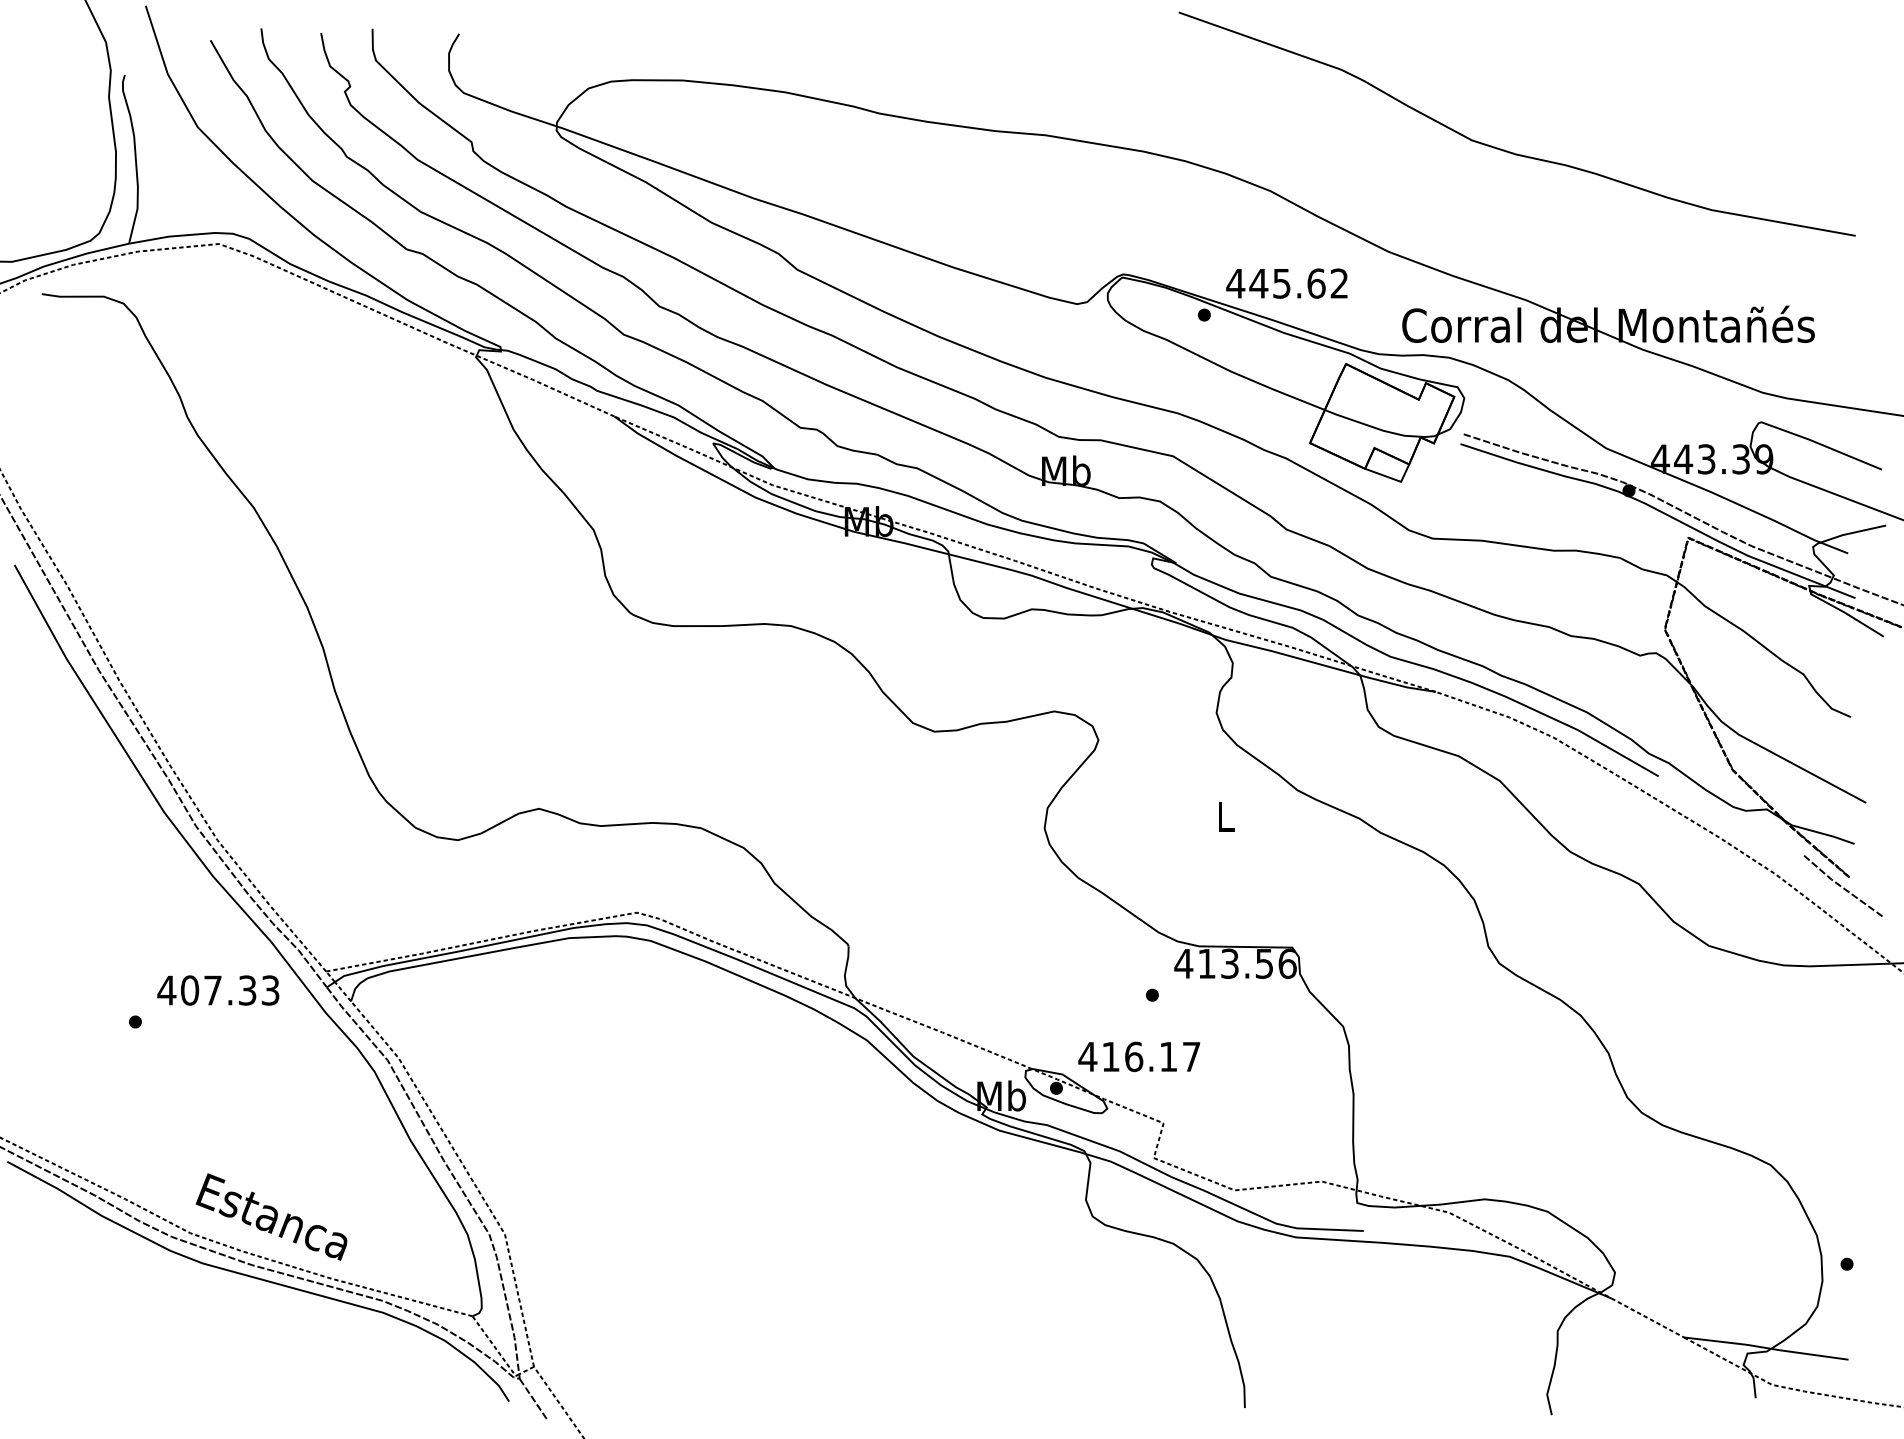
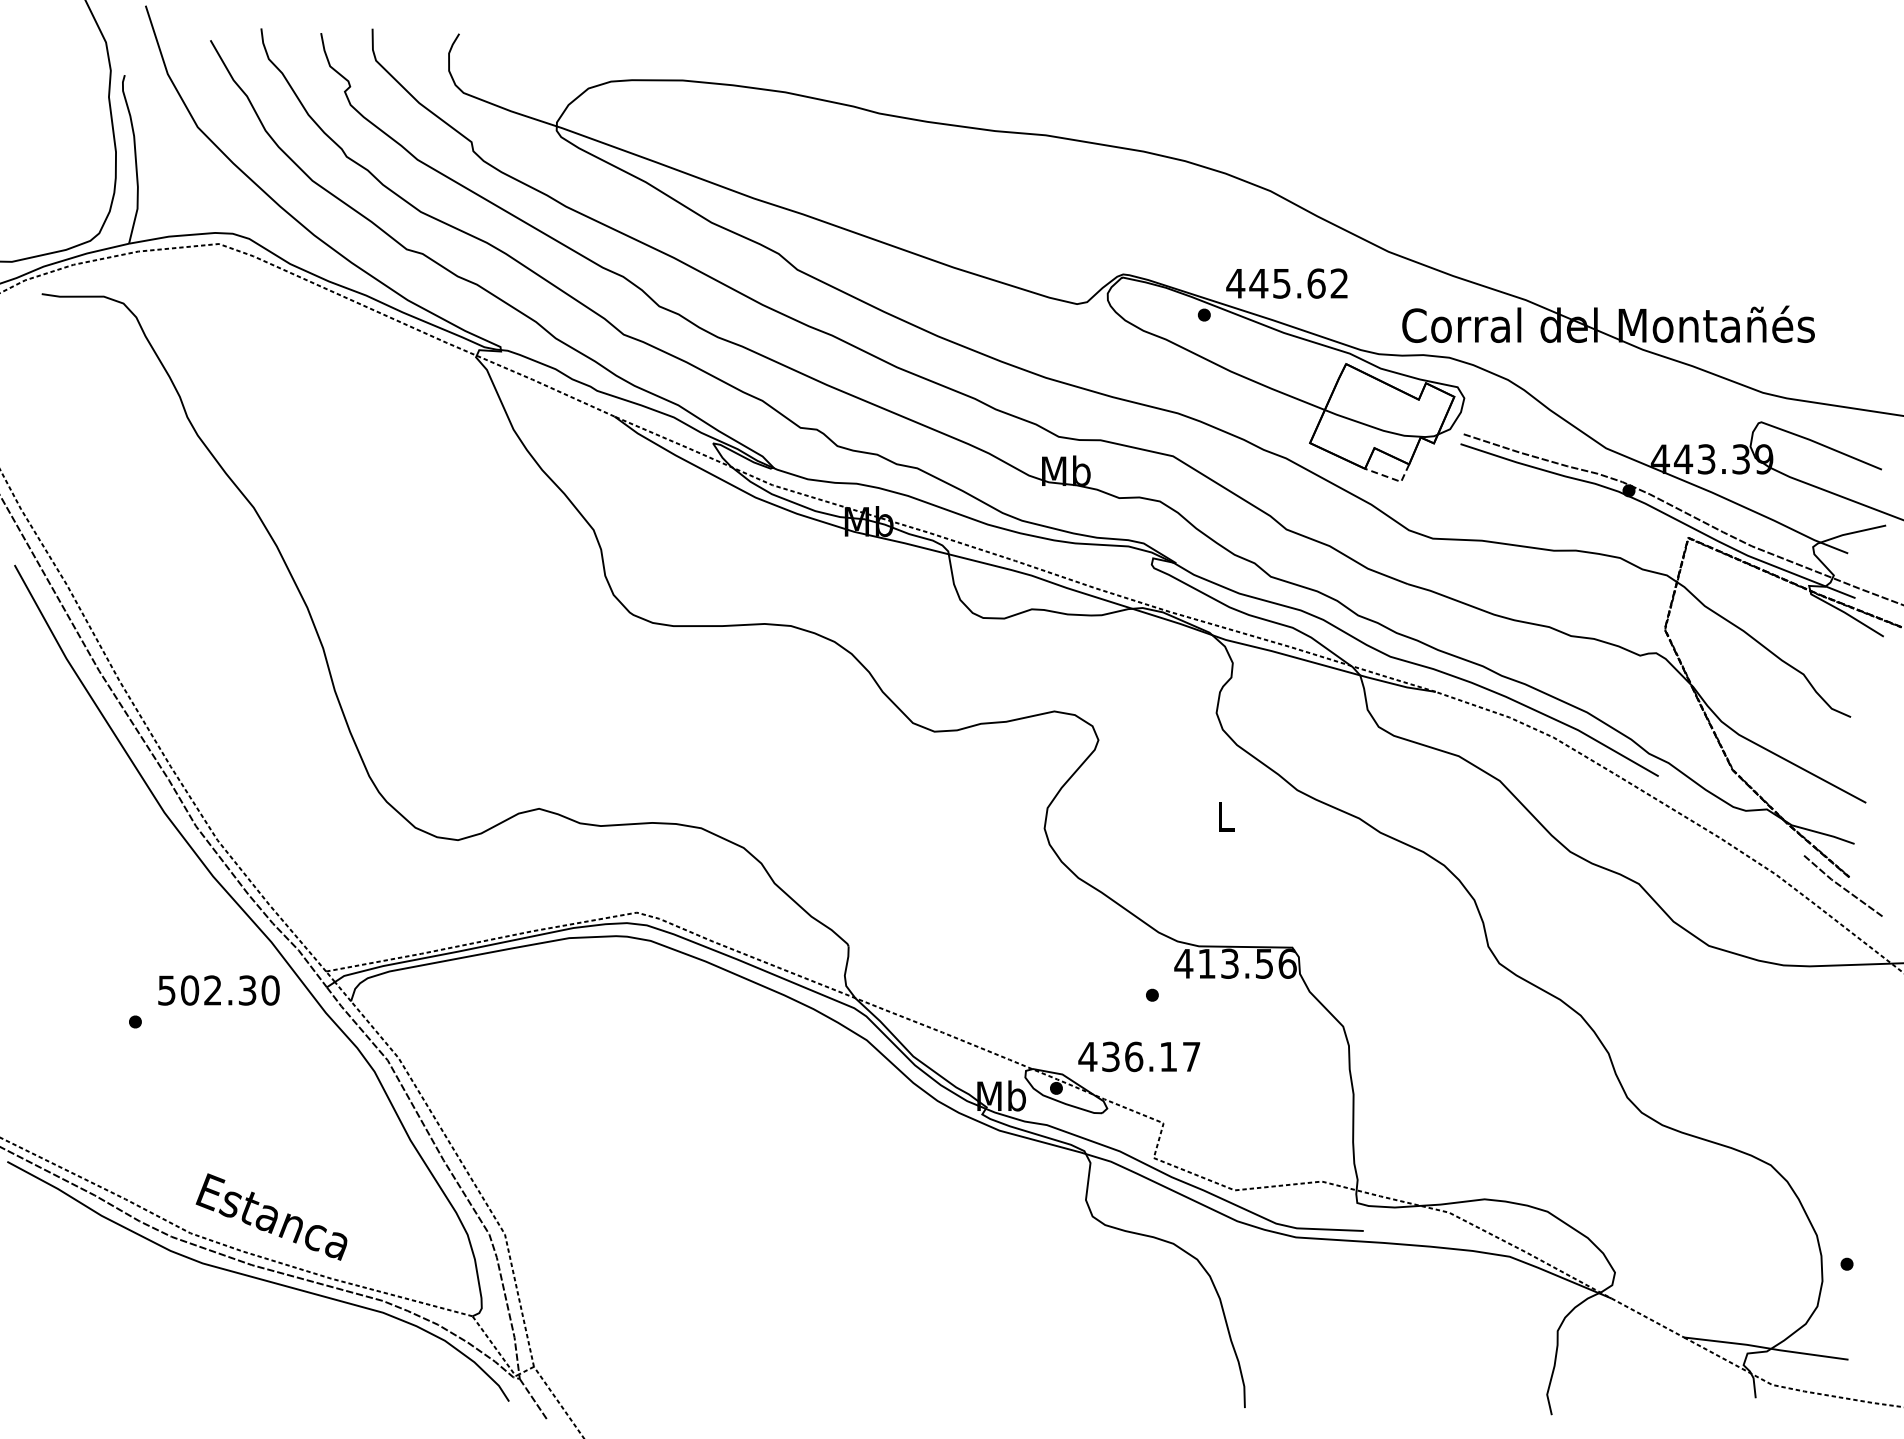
curve: present -> none (1507, 150)
line: solid -> dashed (1392, 478)
text: 407.33 -> 502.30 (218, 990)
text: 416.17 -> 436.17 (1110, 1056)
